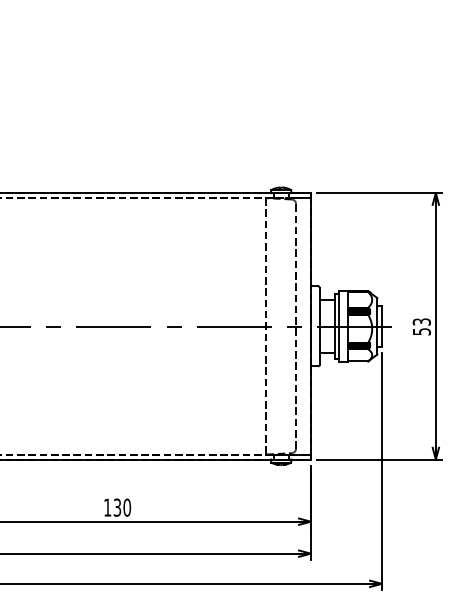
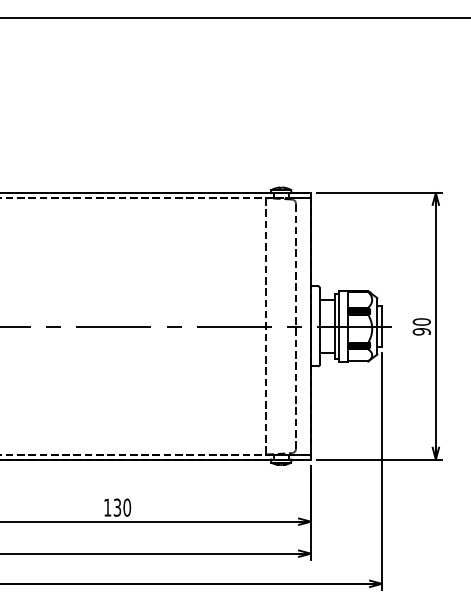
line: none -> present (234, 18)
text: 53 -> 90 (421, 326)
